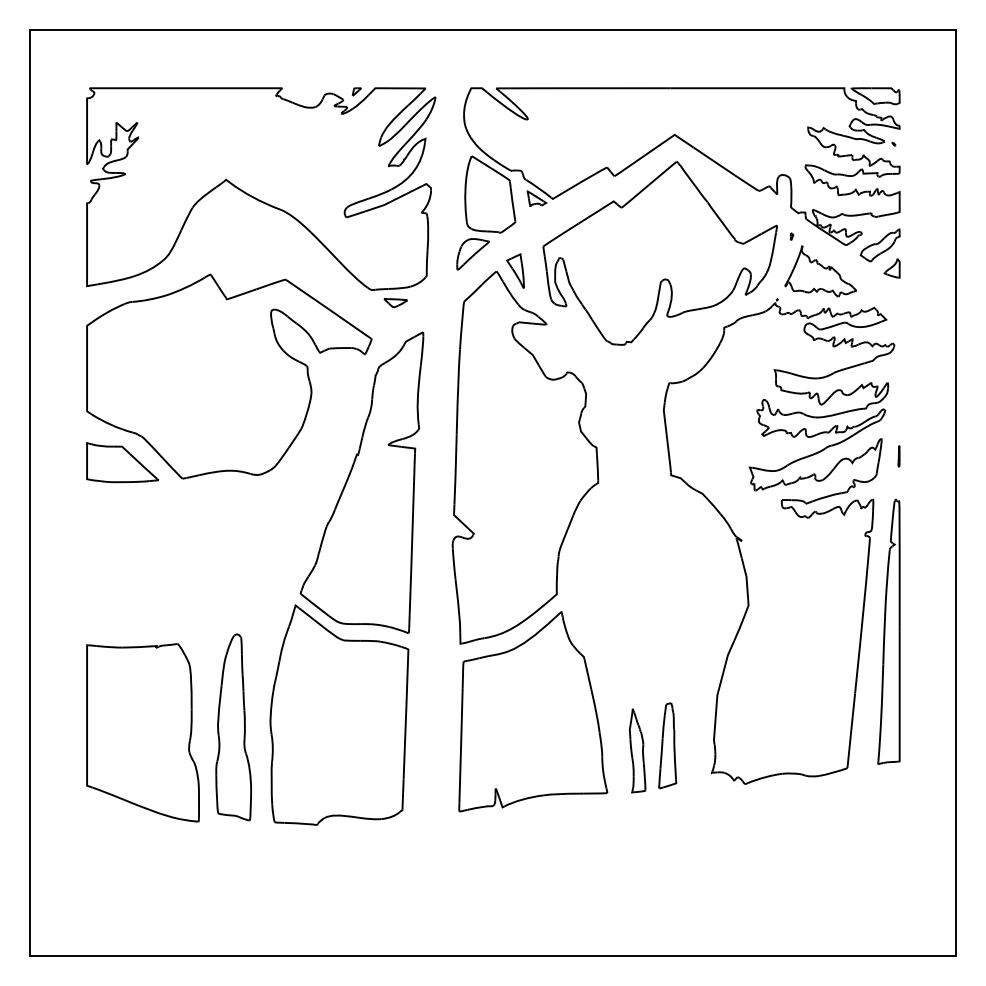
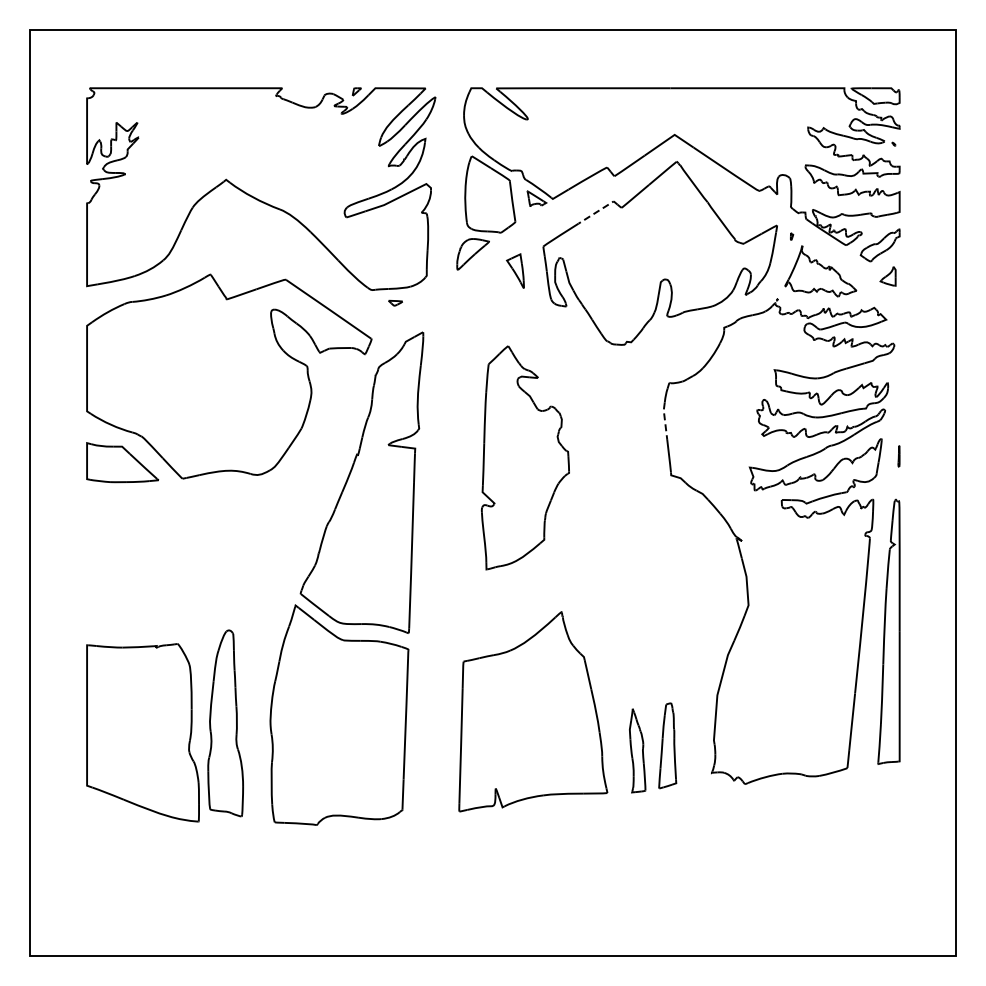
line: solid -> dashed (598, 210)
part position: (891, 268) -> (887, 276) (887, 276)
part size: 25x11 px -> 15x8 px (395, 302)
line: solid -> dashed (665, 421)
part size: 149x374 px -> 90x226 px (524, 457)
part position: (233, 727) -> (225, 723) (225, 723)
